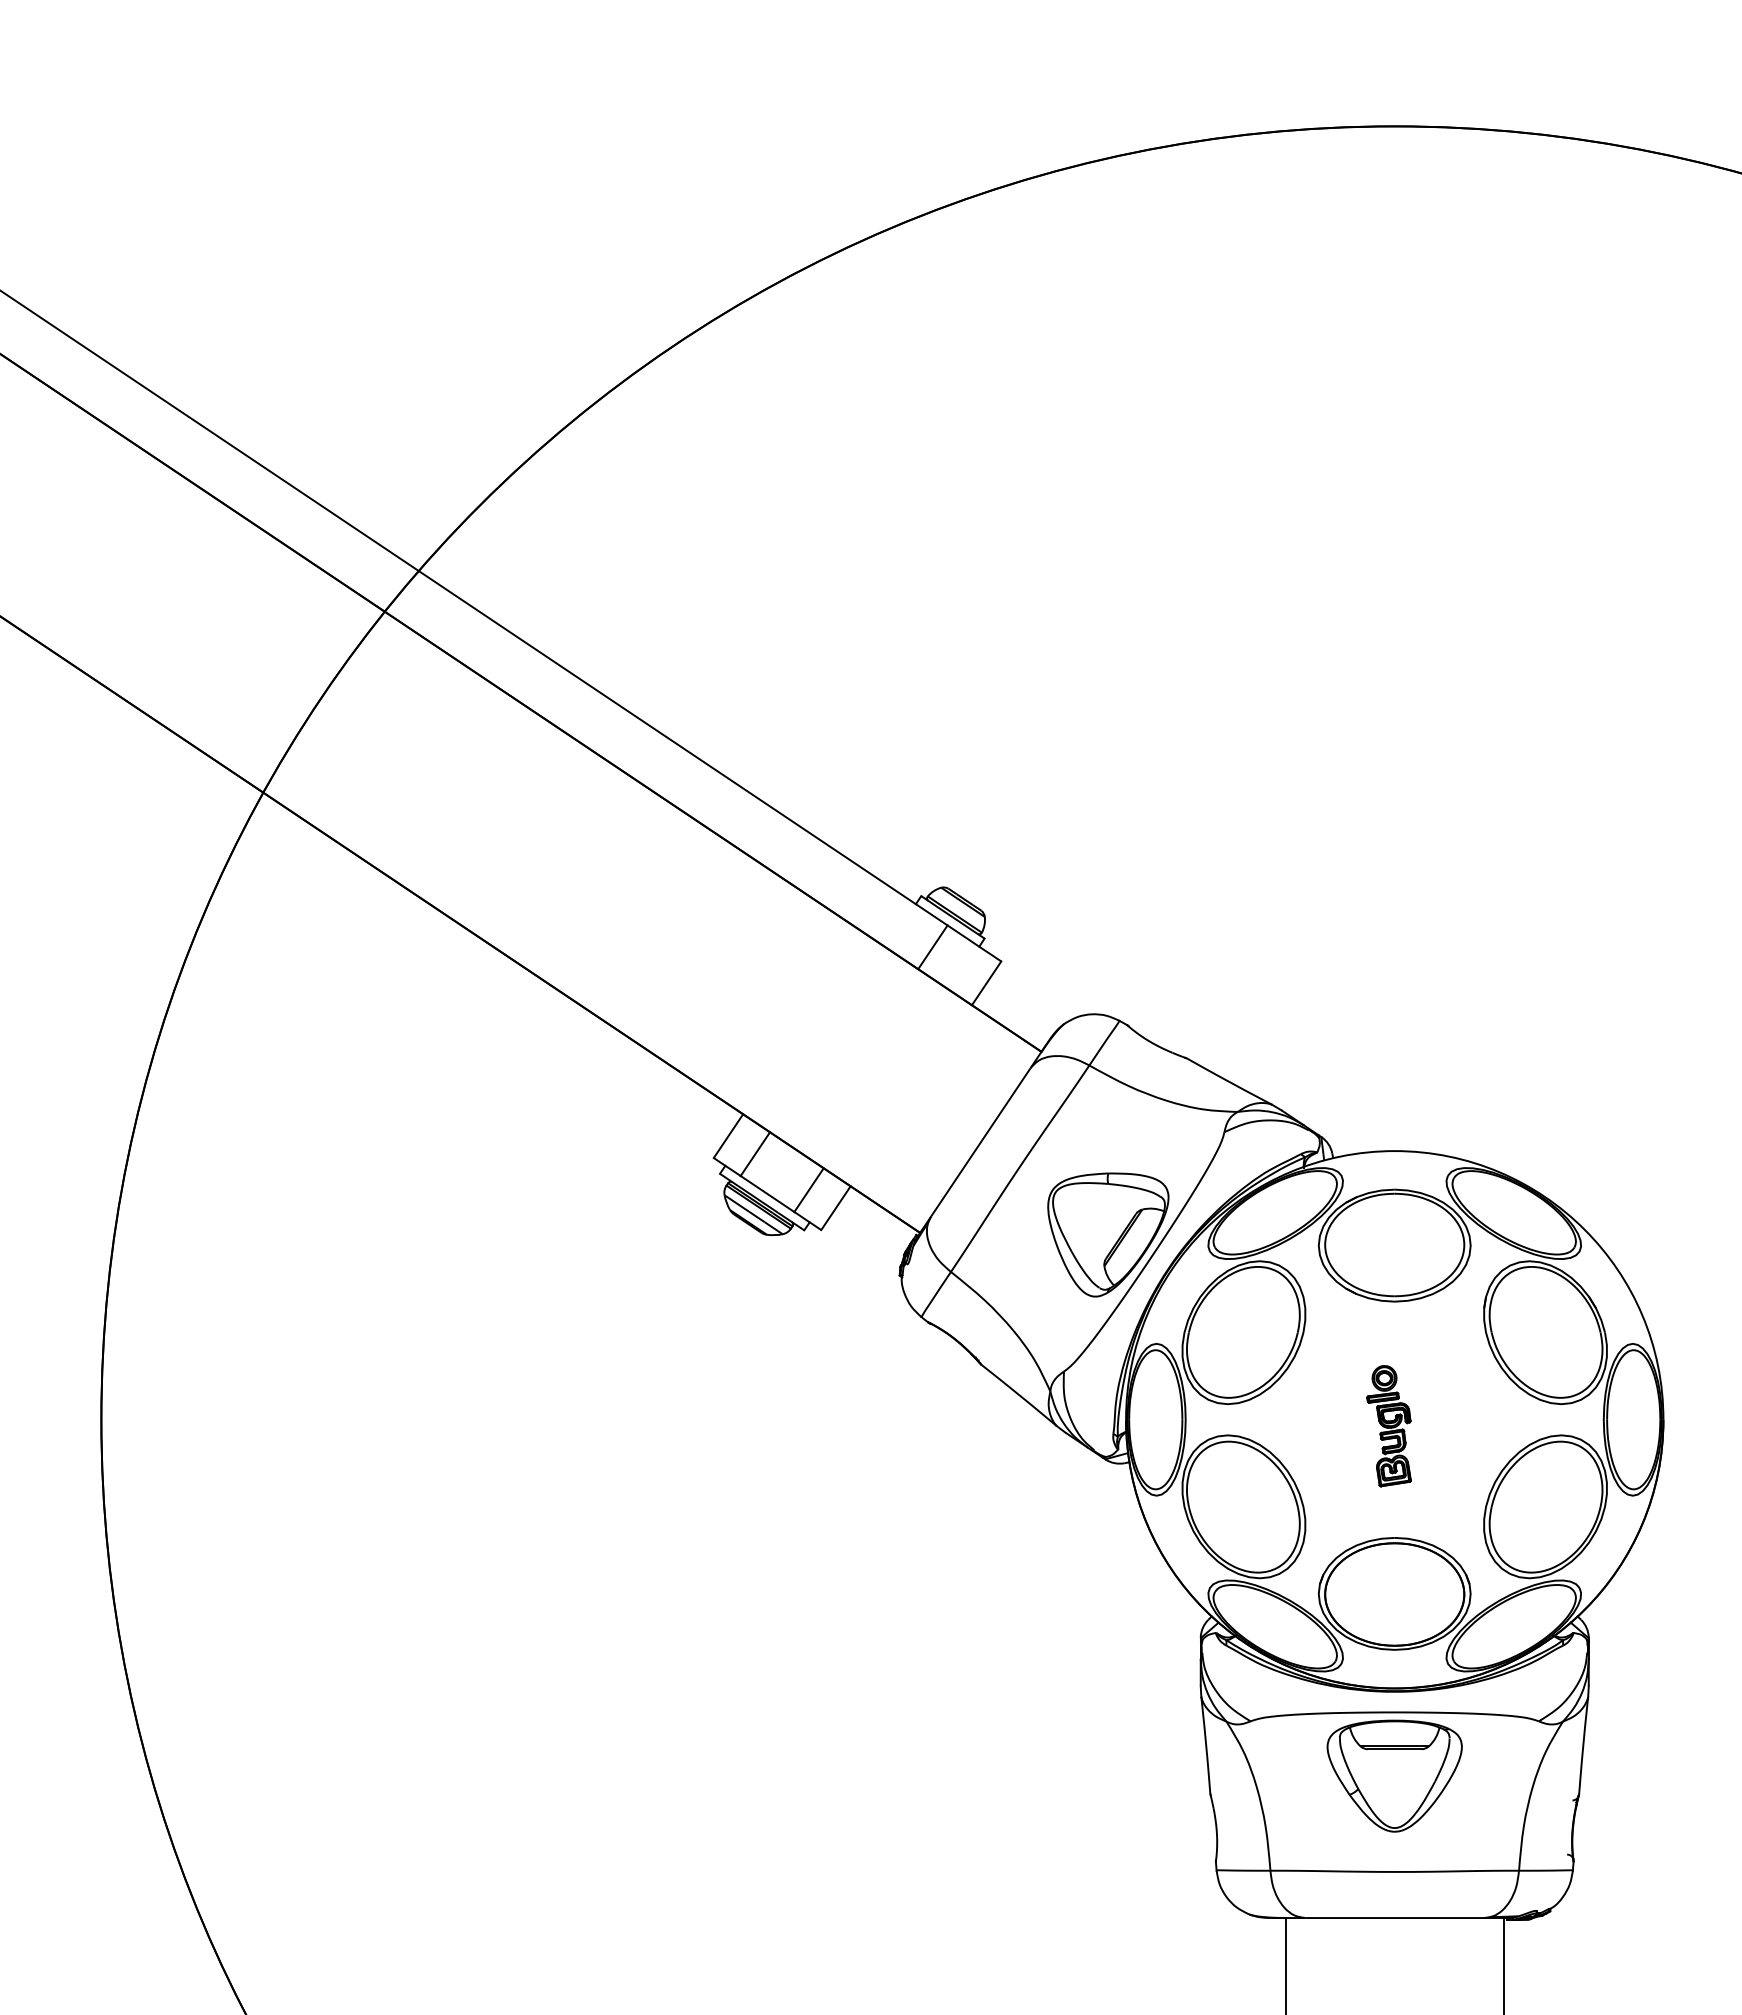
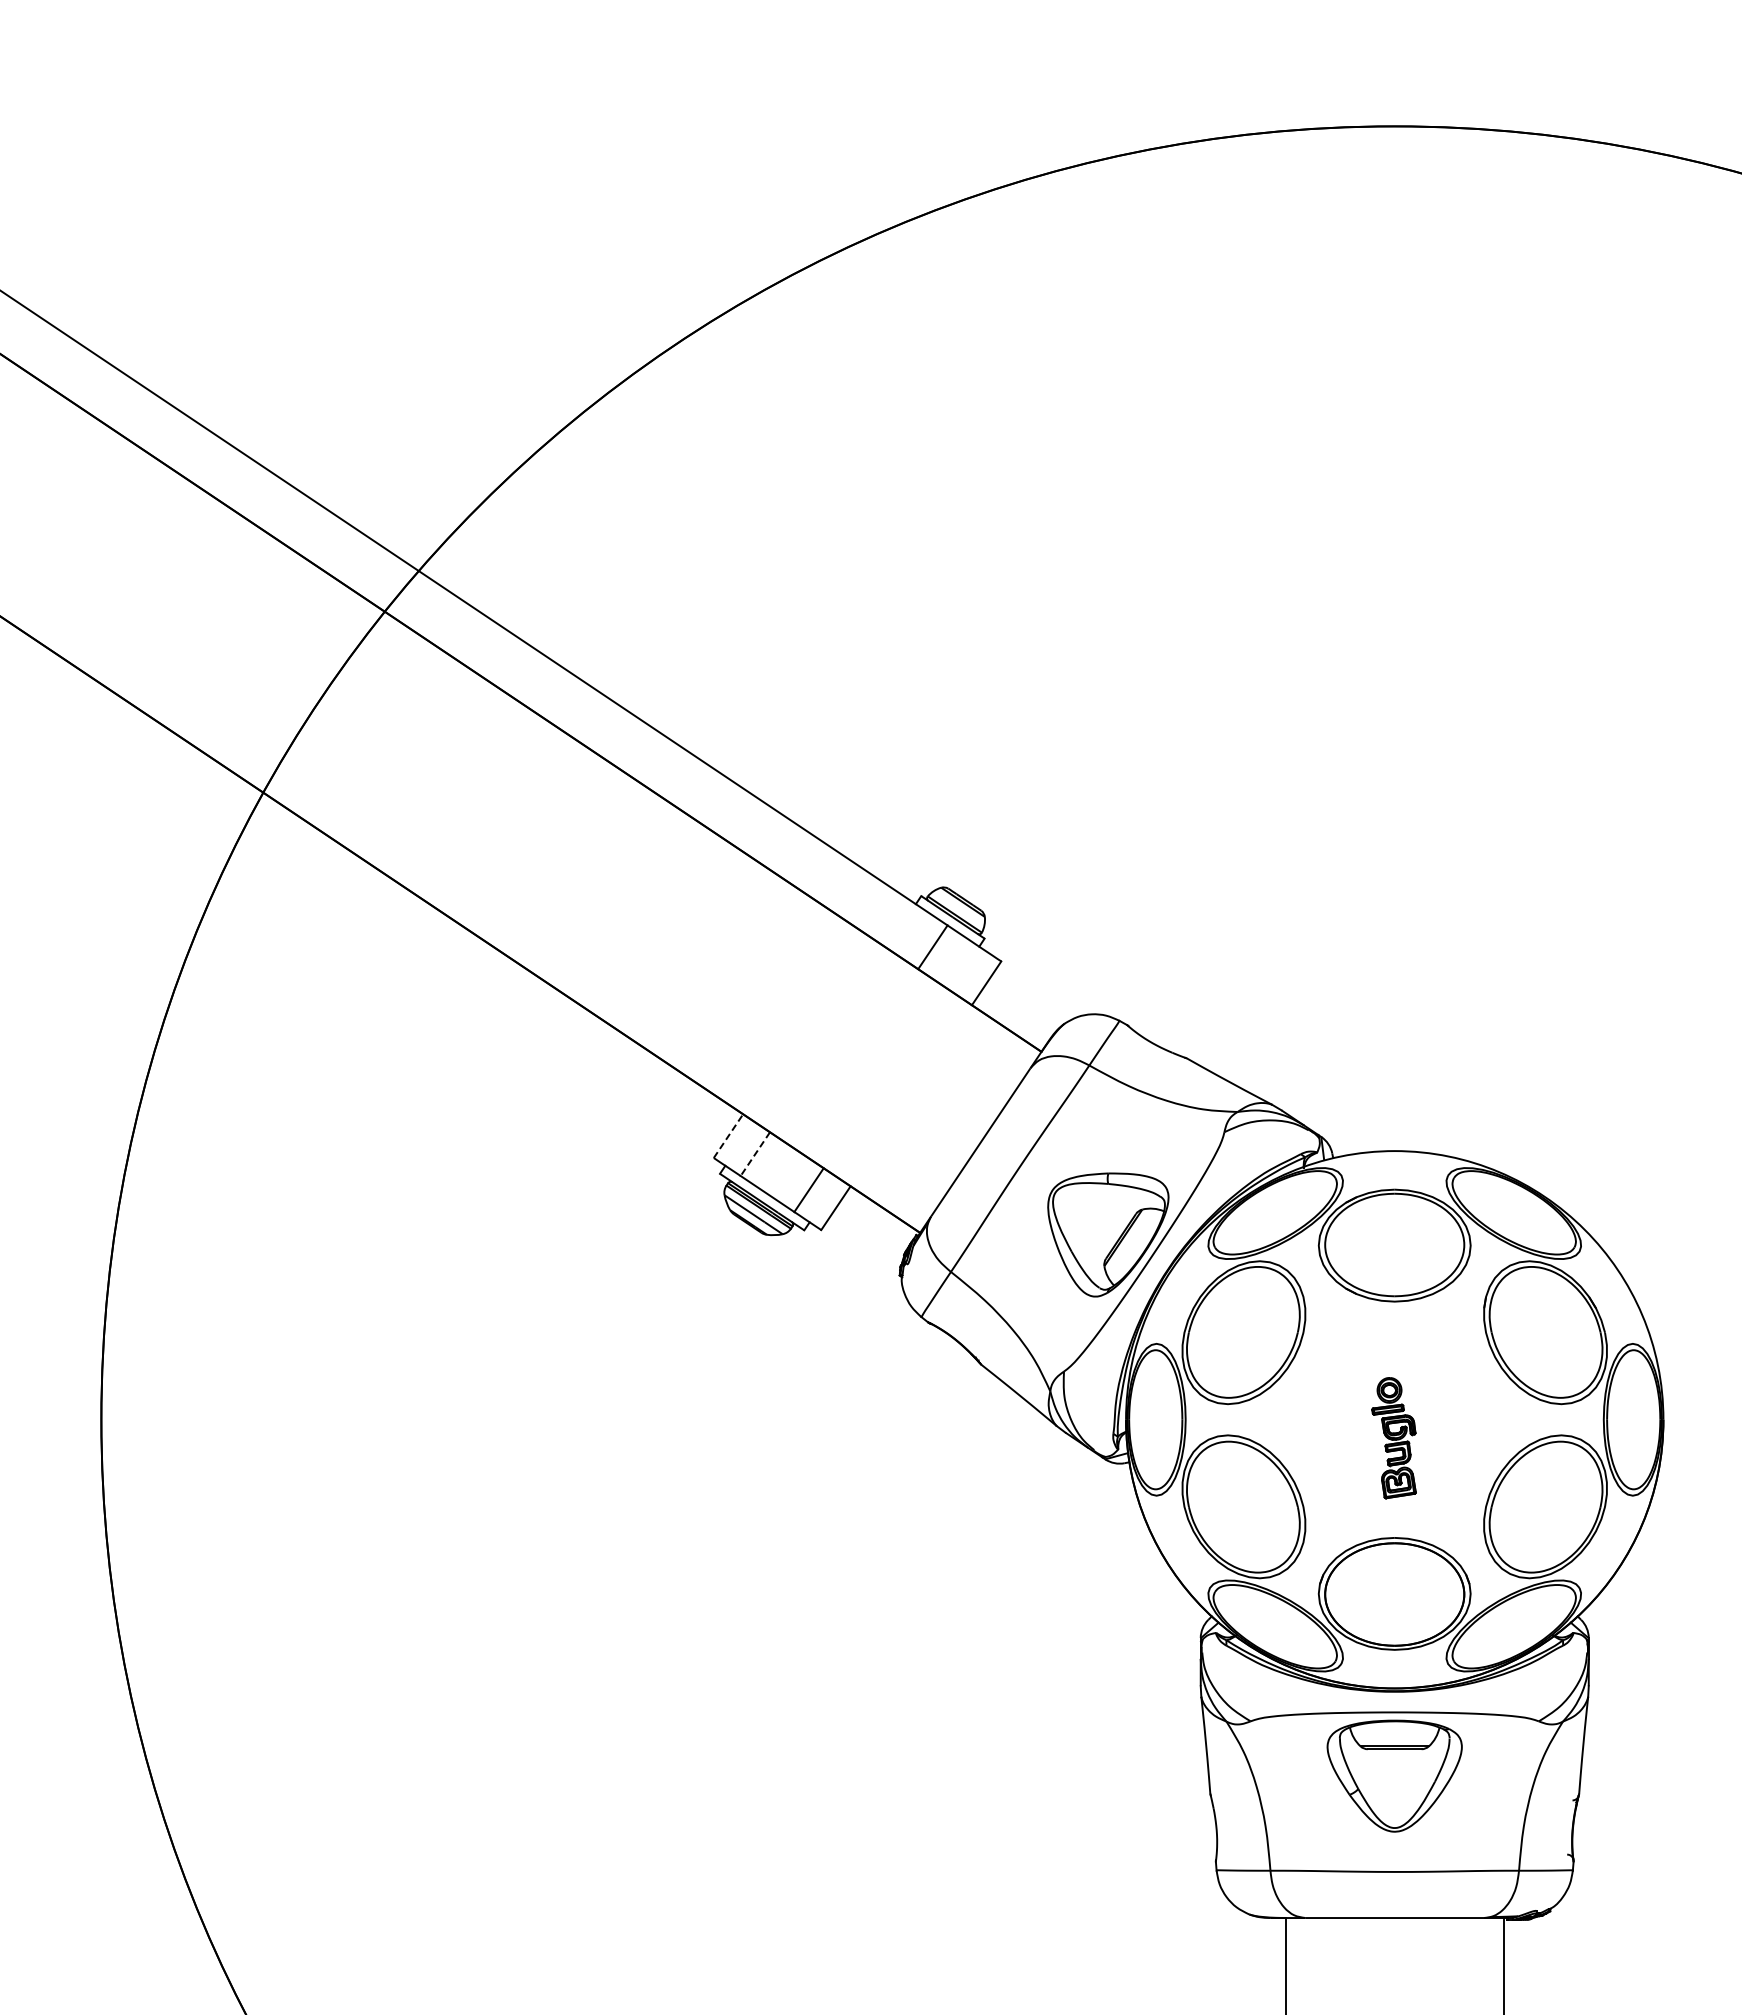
line: solid -> dashed (728, 1135)
line: solid -> dashed (755, 1154)
part position: (1388, 1426) -> (1393, 1438) (1393, 1438)
